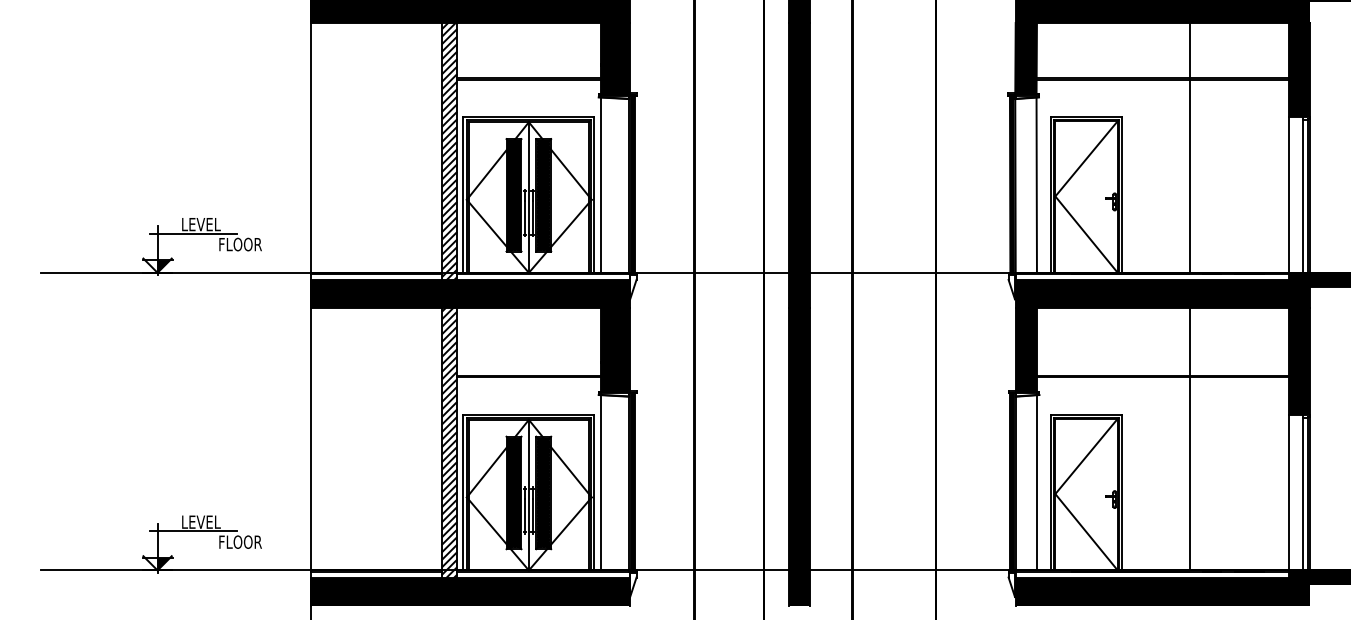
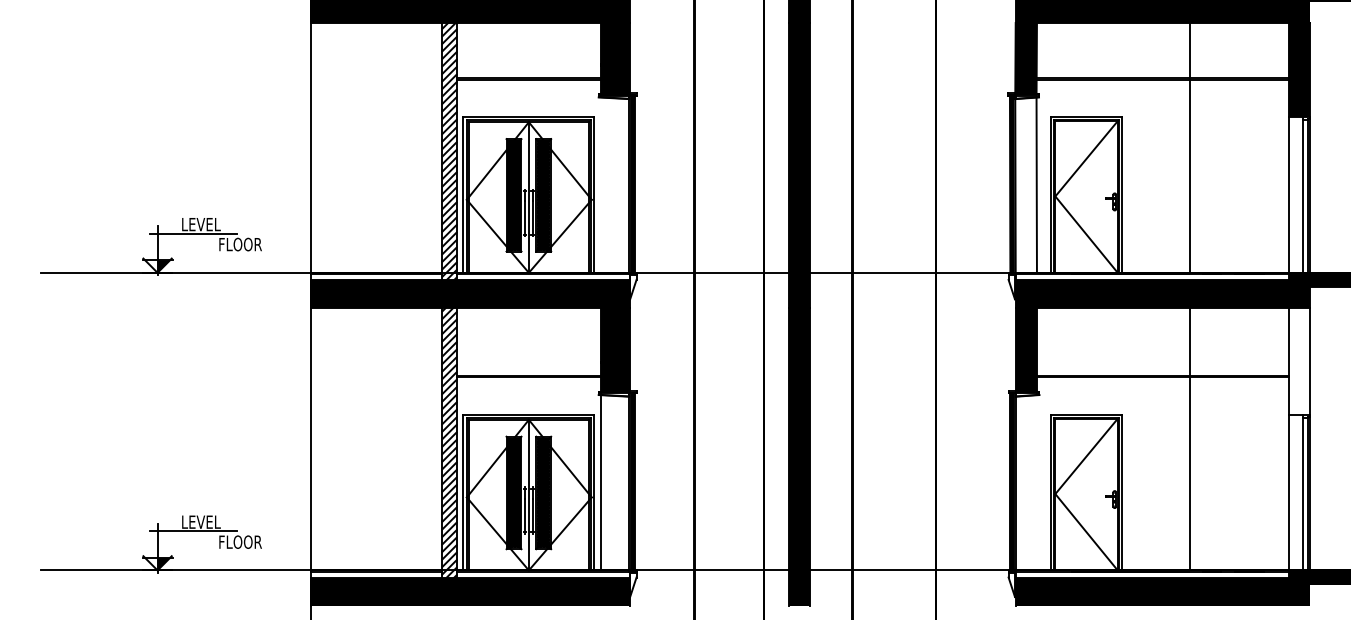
line: present -> none (601, 184)
fill: present -> none (1299, 361)
line: present -> none (1036, 482)
